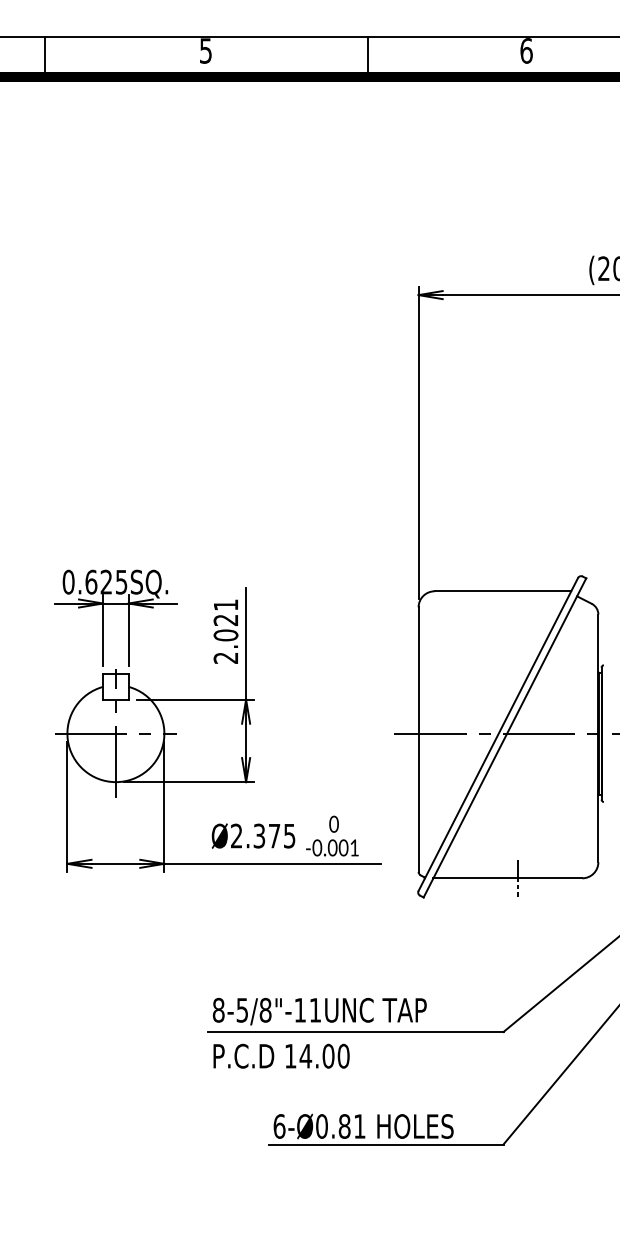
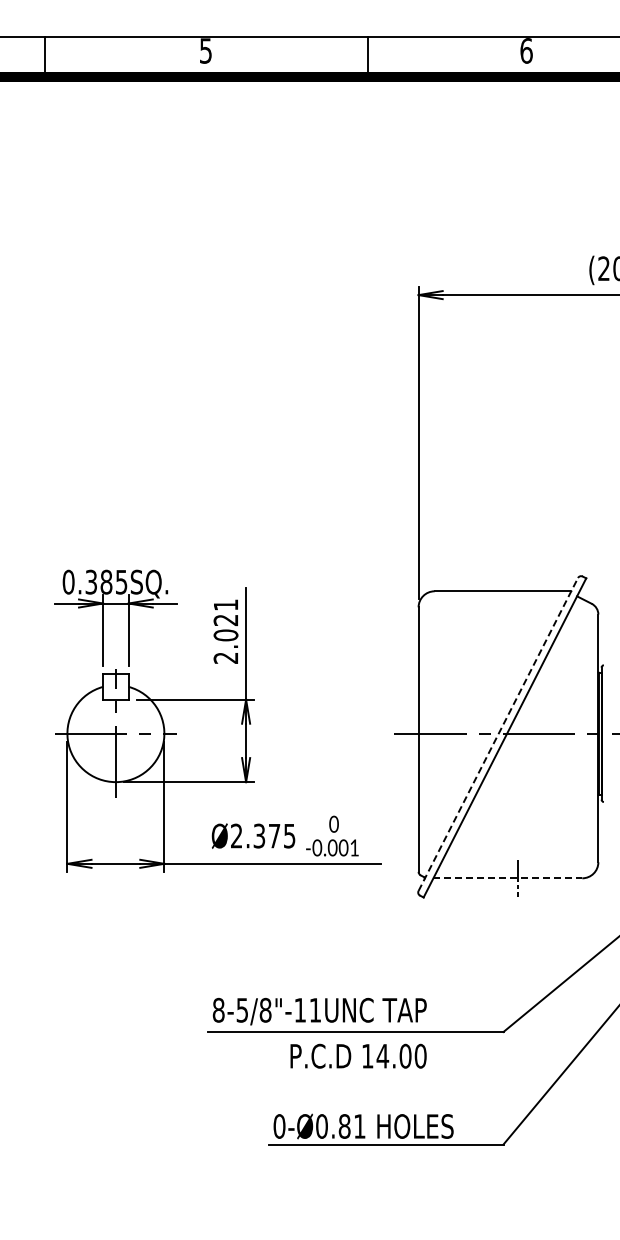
text: 0.625SQ. -> 0.385SQ. (98, 581)
line: solid -> dashed (498, 734)
line: solid -> dashed (508, 878)
text position: (281, 1055) -> (358, 1055) (358, 1055)
text: 6-Ø0.81 -> 0-Ø0.81 (279, 1126)
